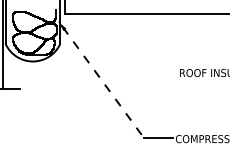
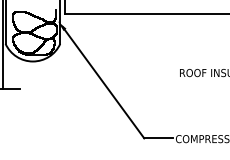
line: dashed -> solid (103, 82)
